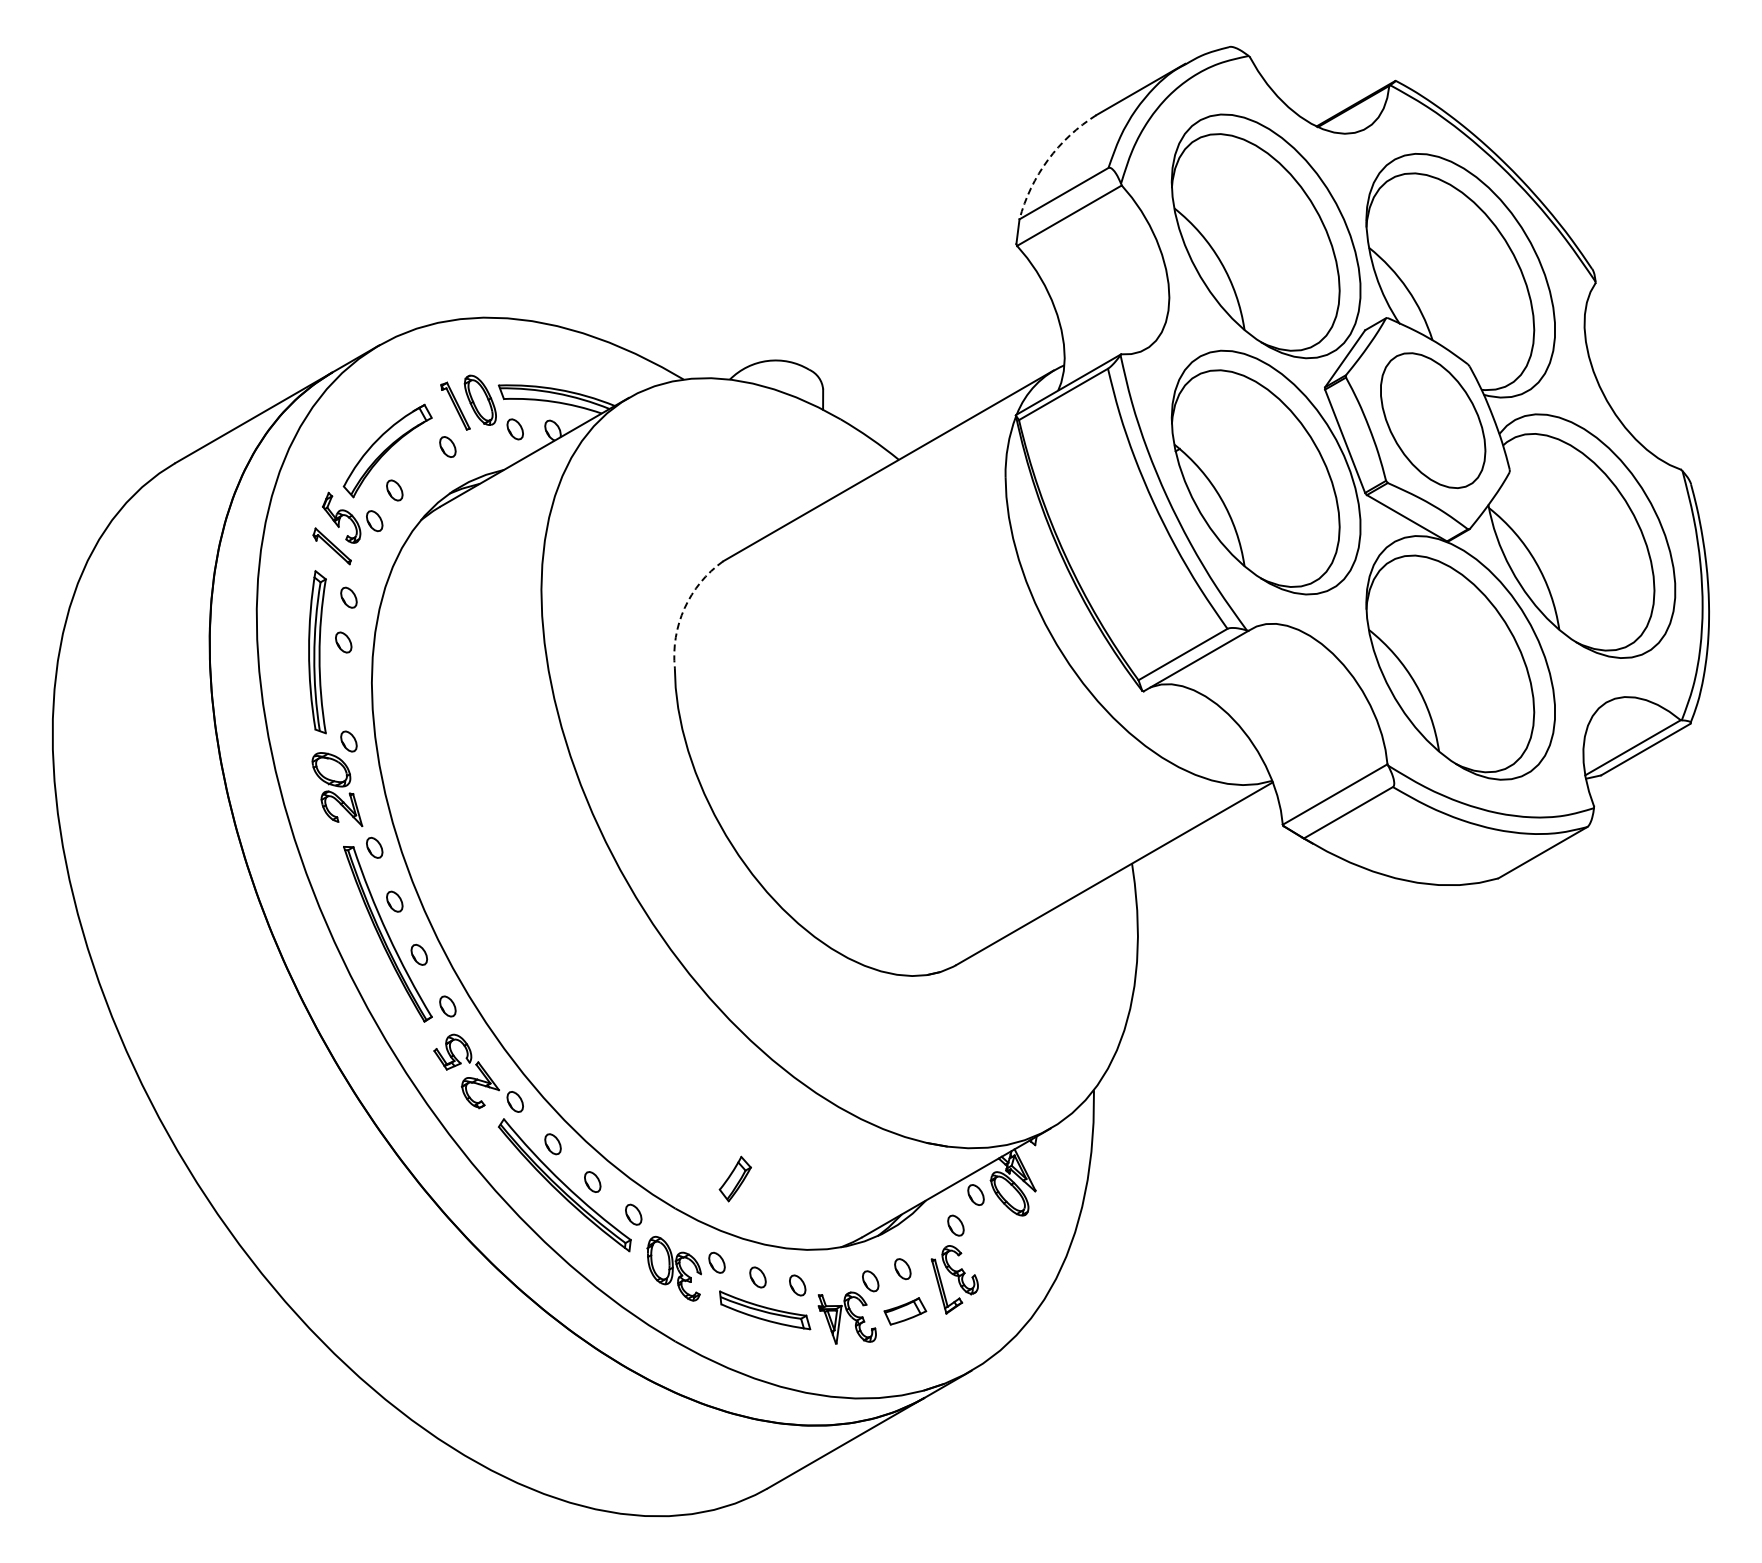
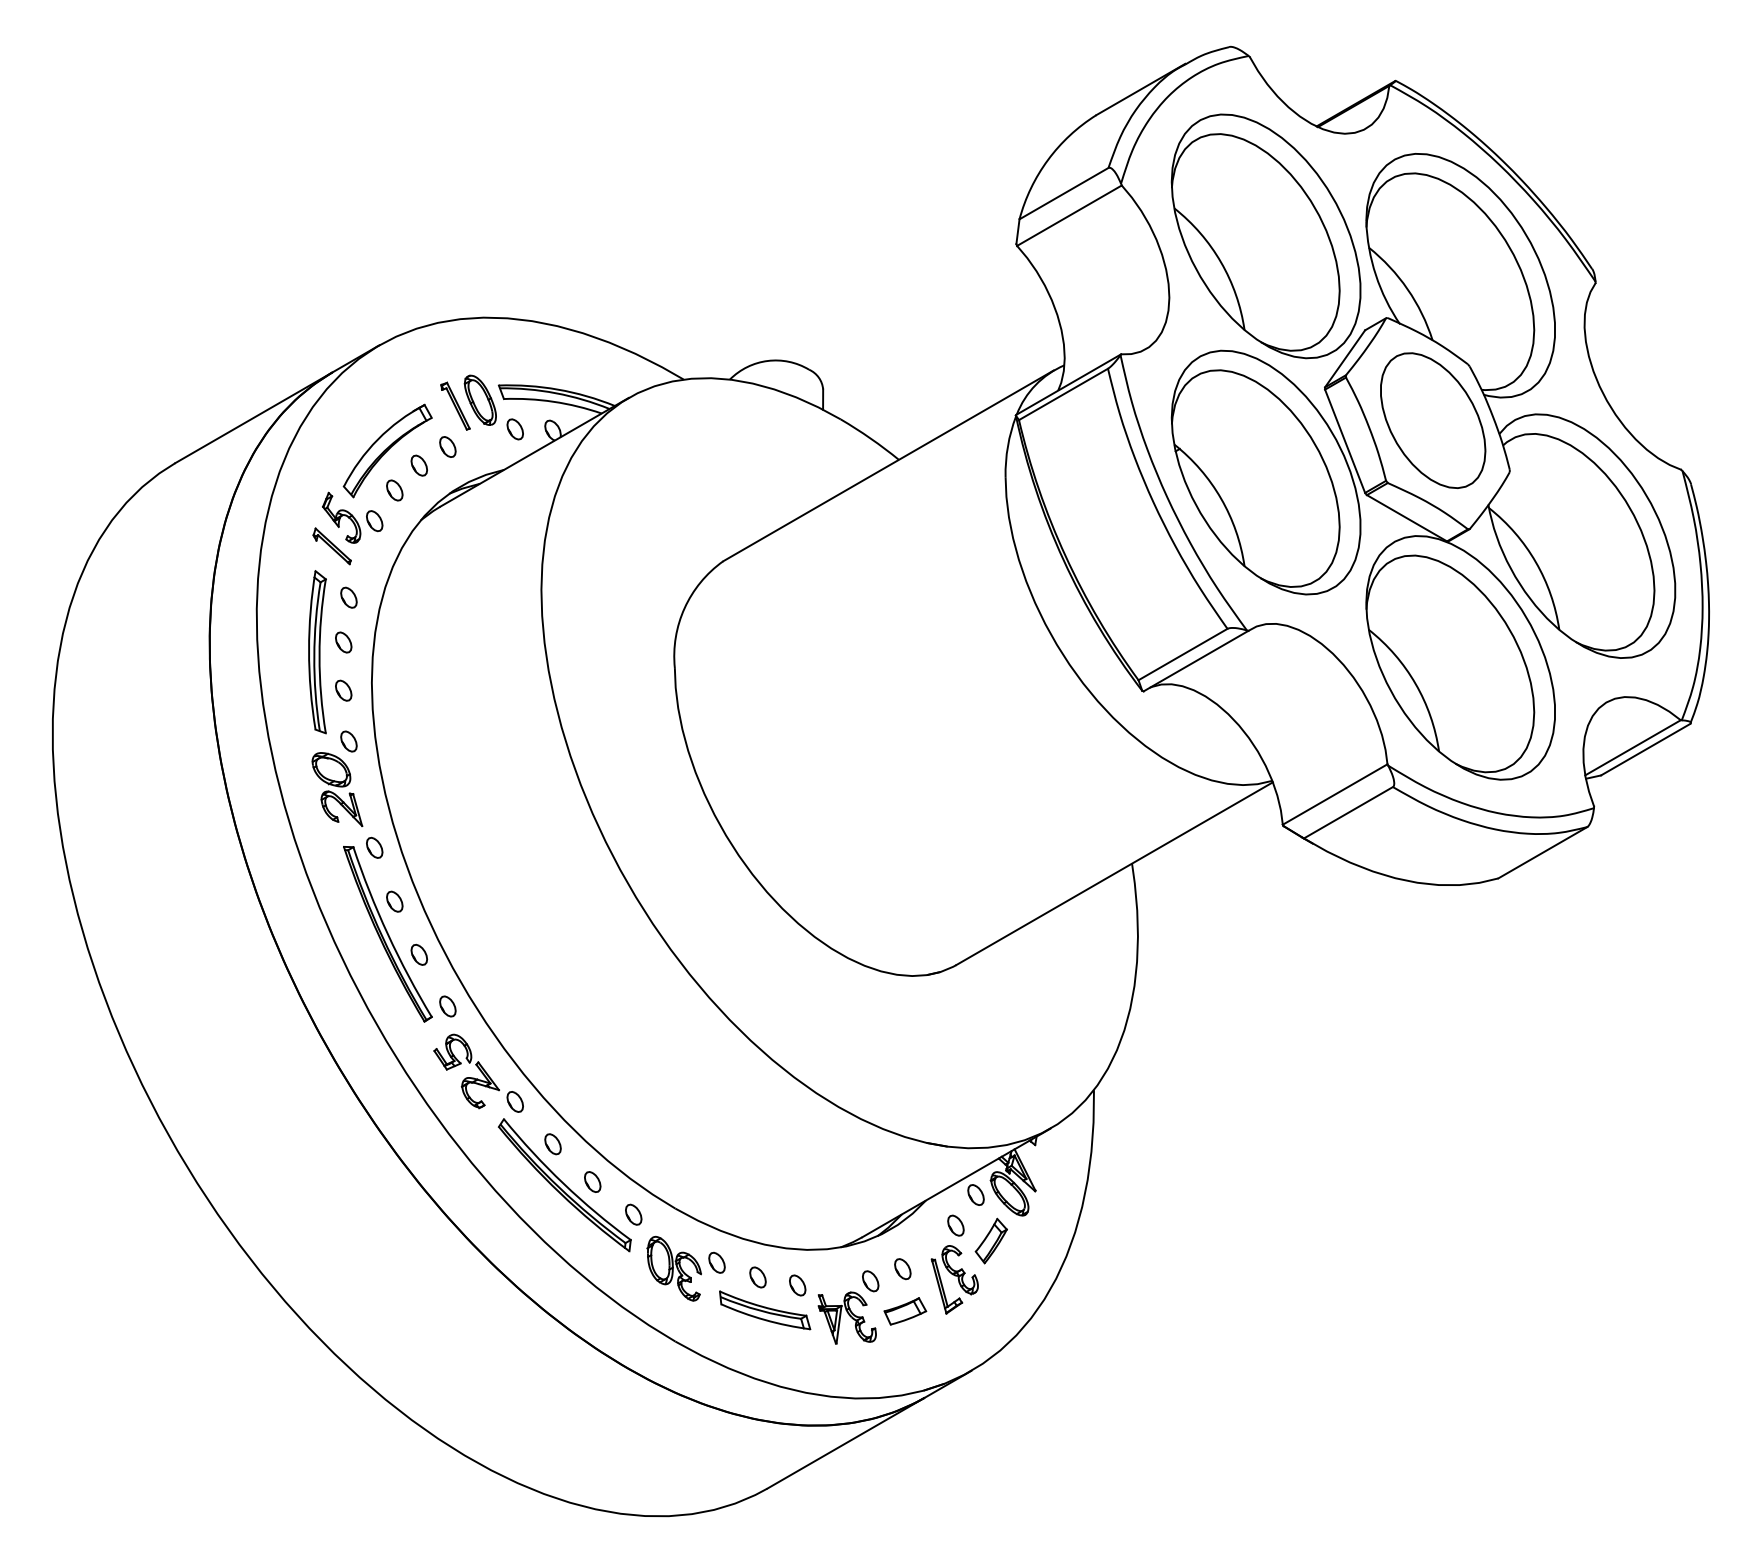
arc: dashed -> solid (1048, 159)
part: none -> present (418, 465)
arc: dashed -> solid (684, 608)
part: none -> present (343, 690)
part position: (734, 1178) -> (990, 1240) (990, 1240)
